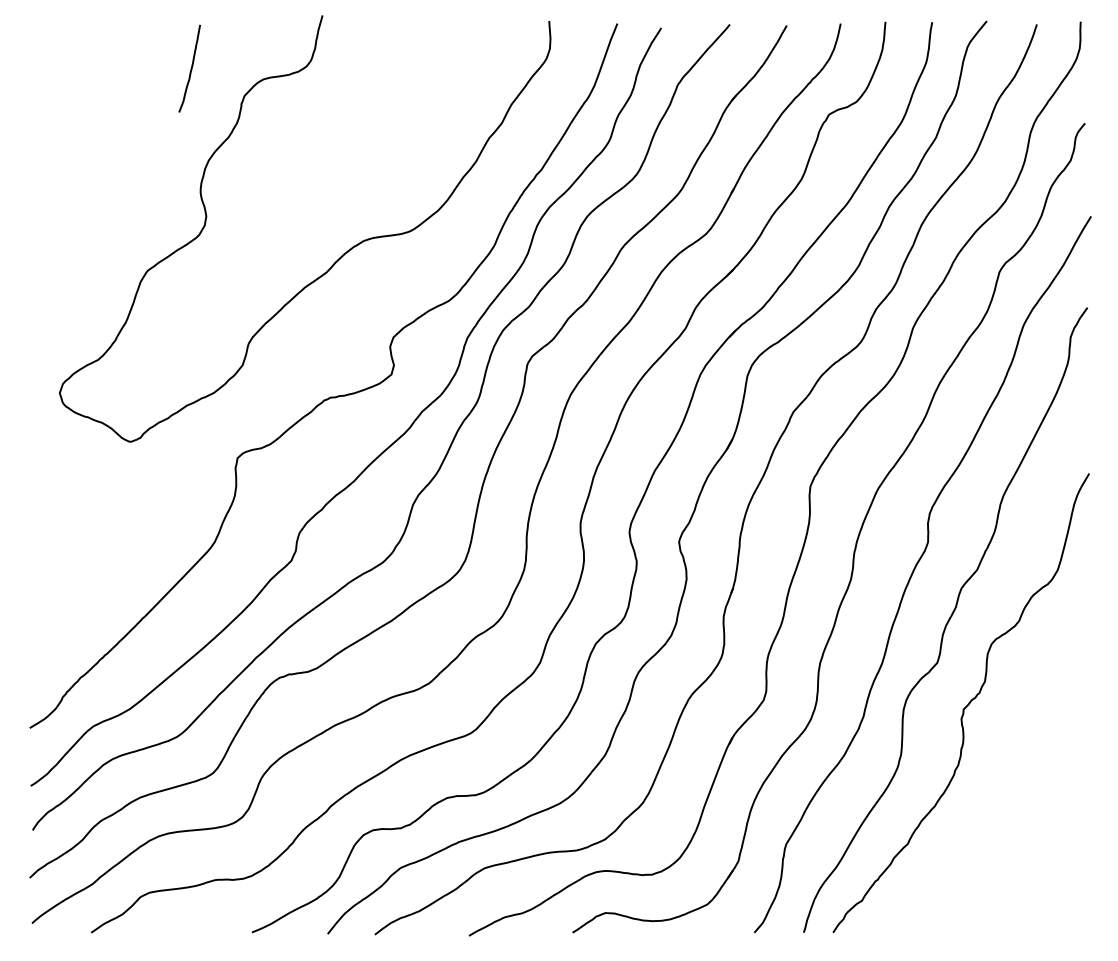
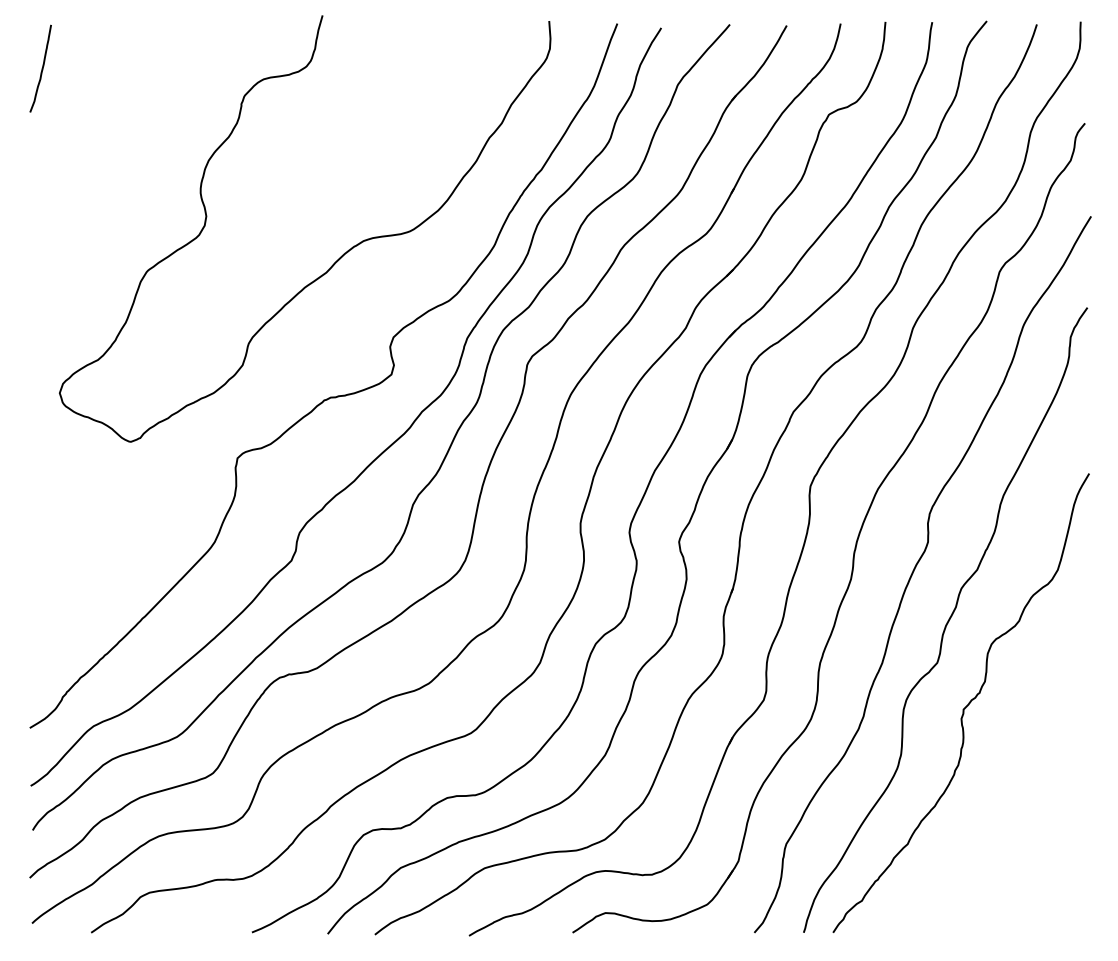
curve position: (190, 68) -> (41, 68) (41, 68)
